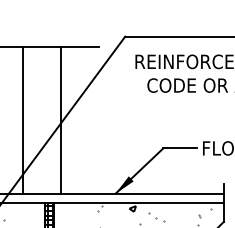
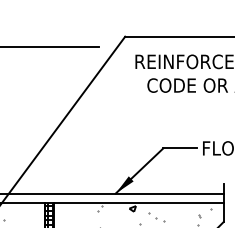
line: present -> none (22, 120)
line: present -> none (60, 120)
